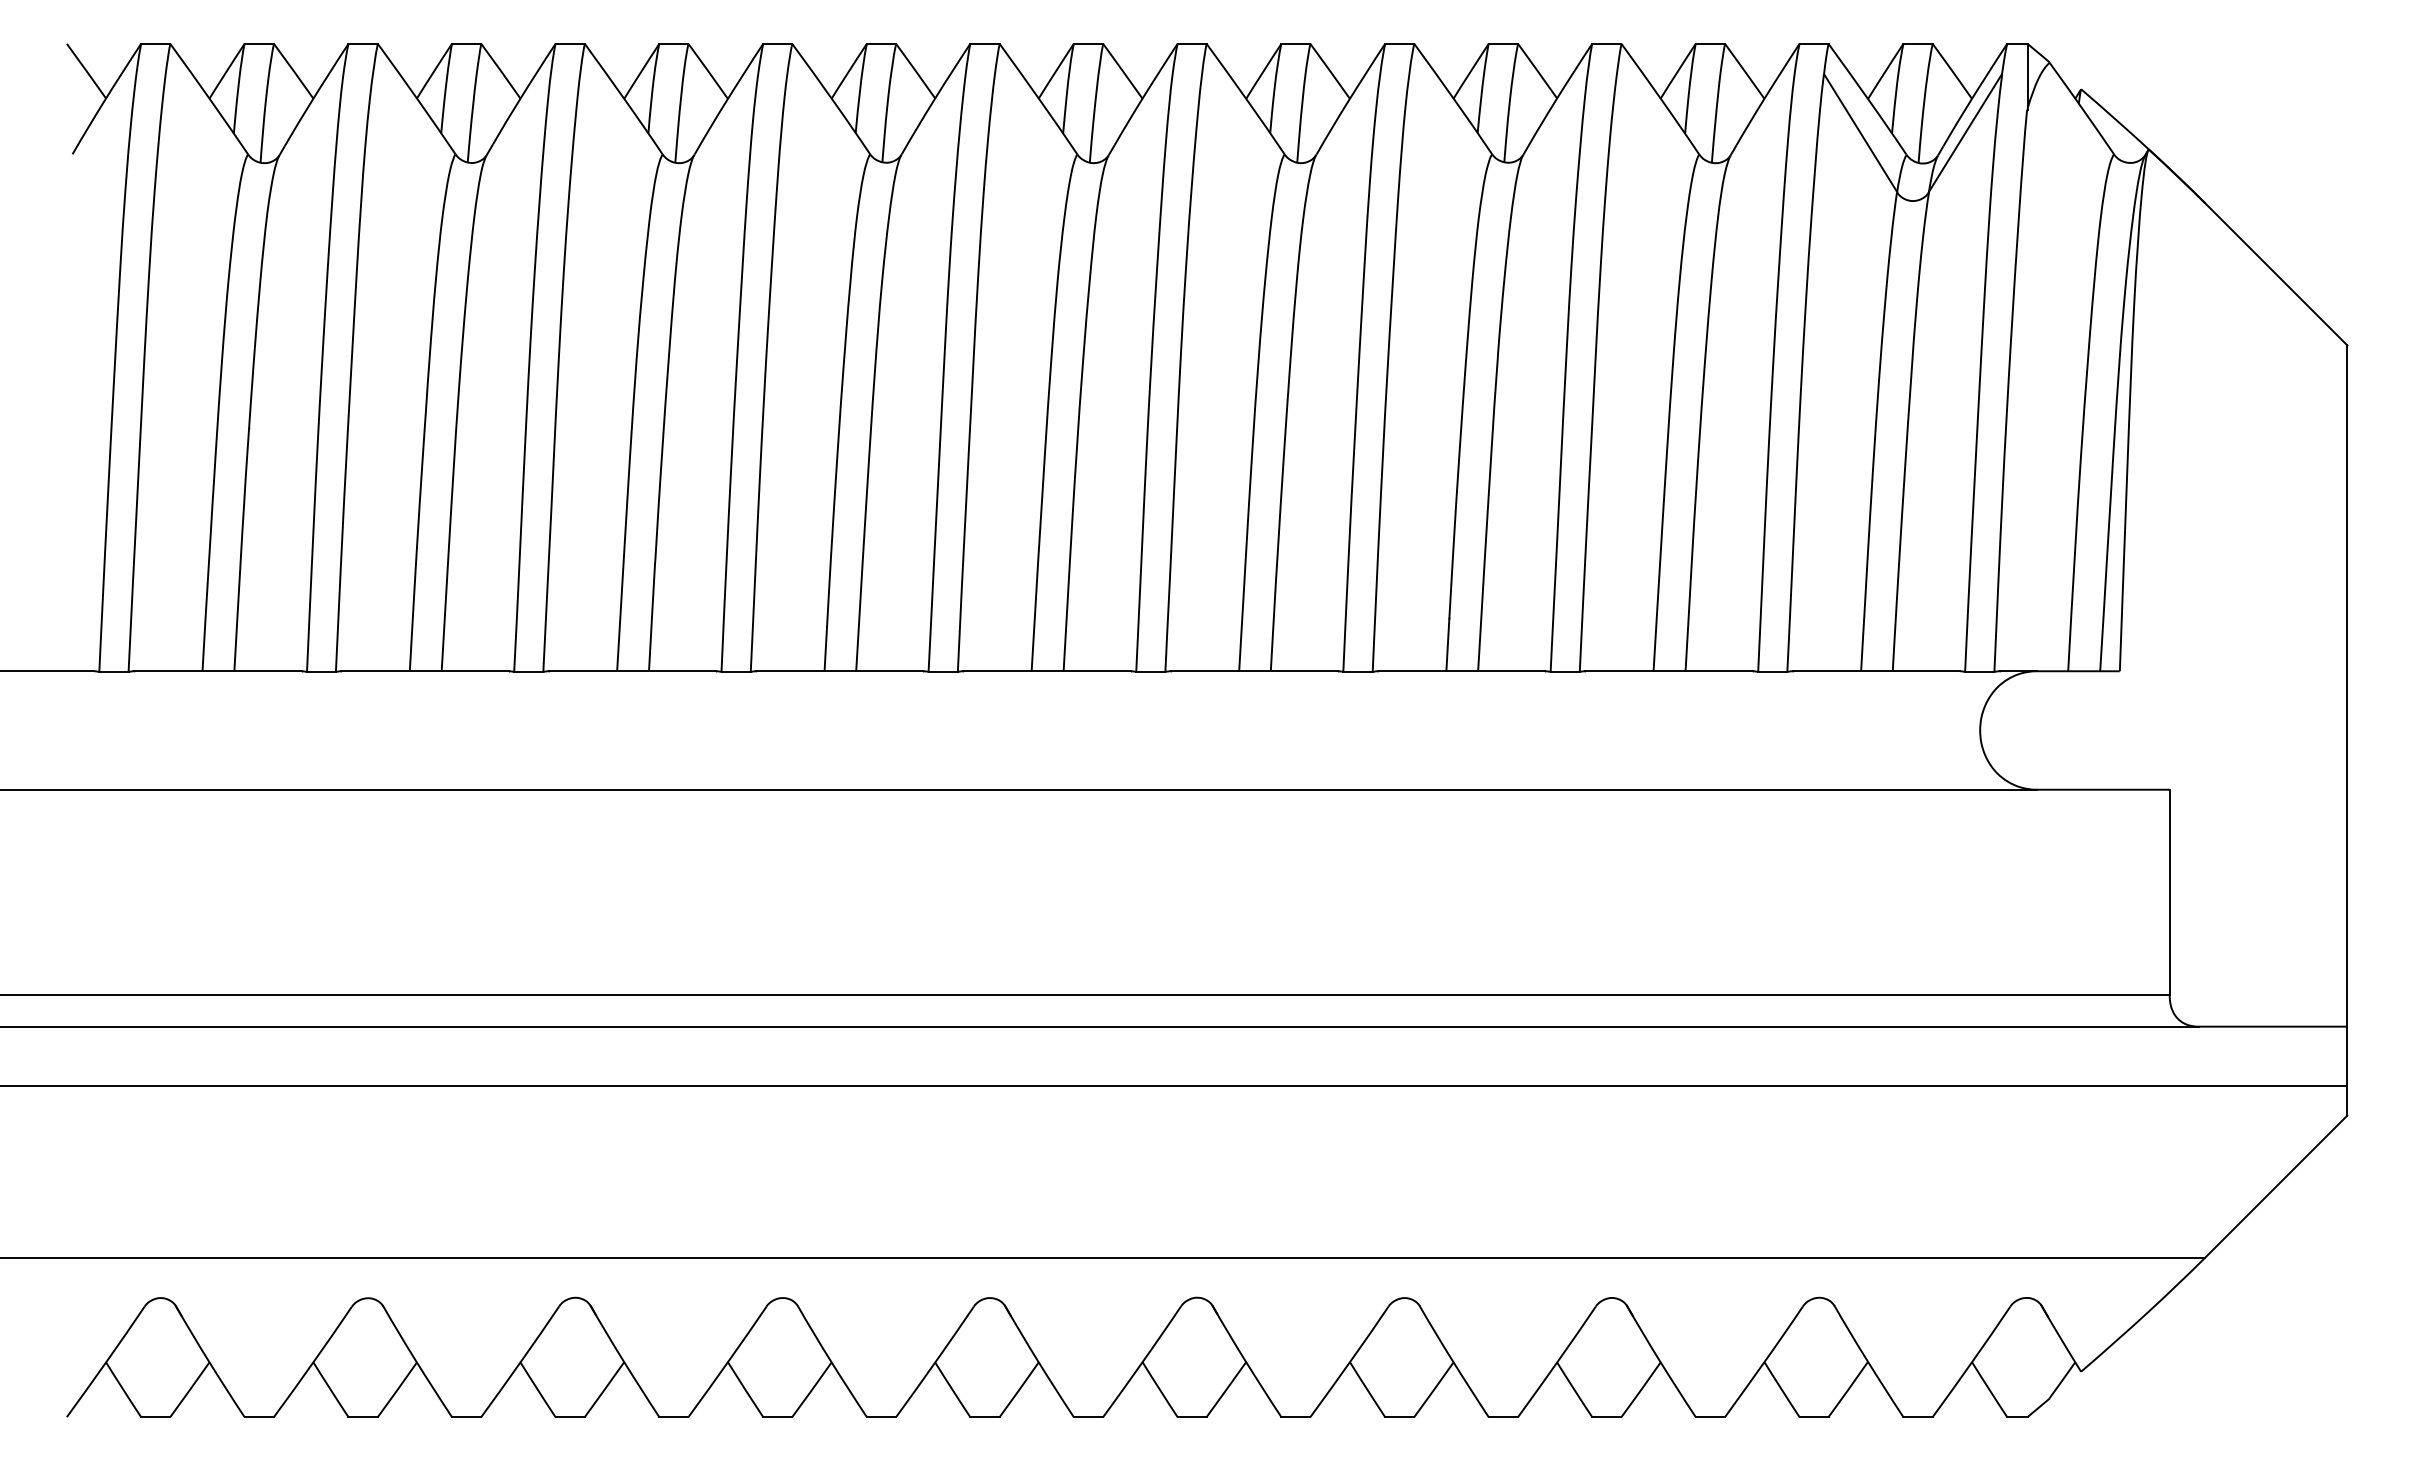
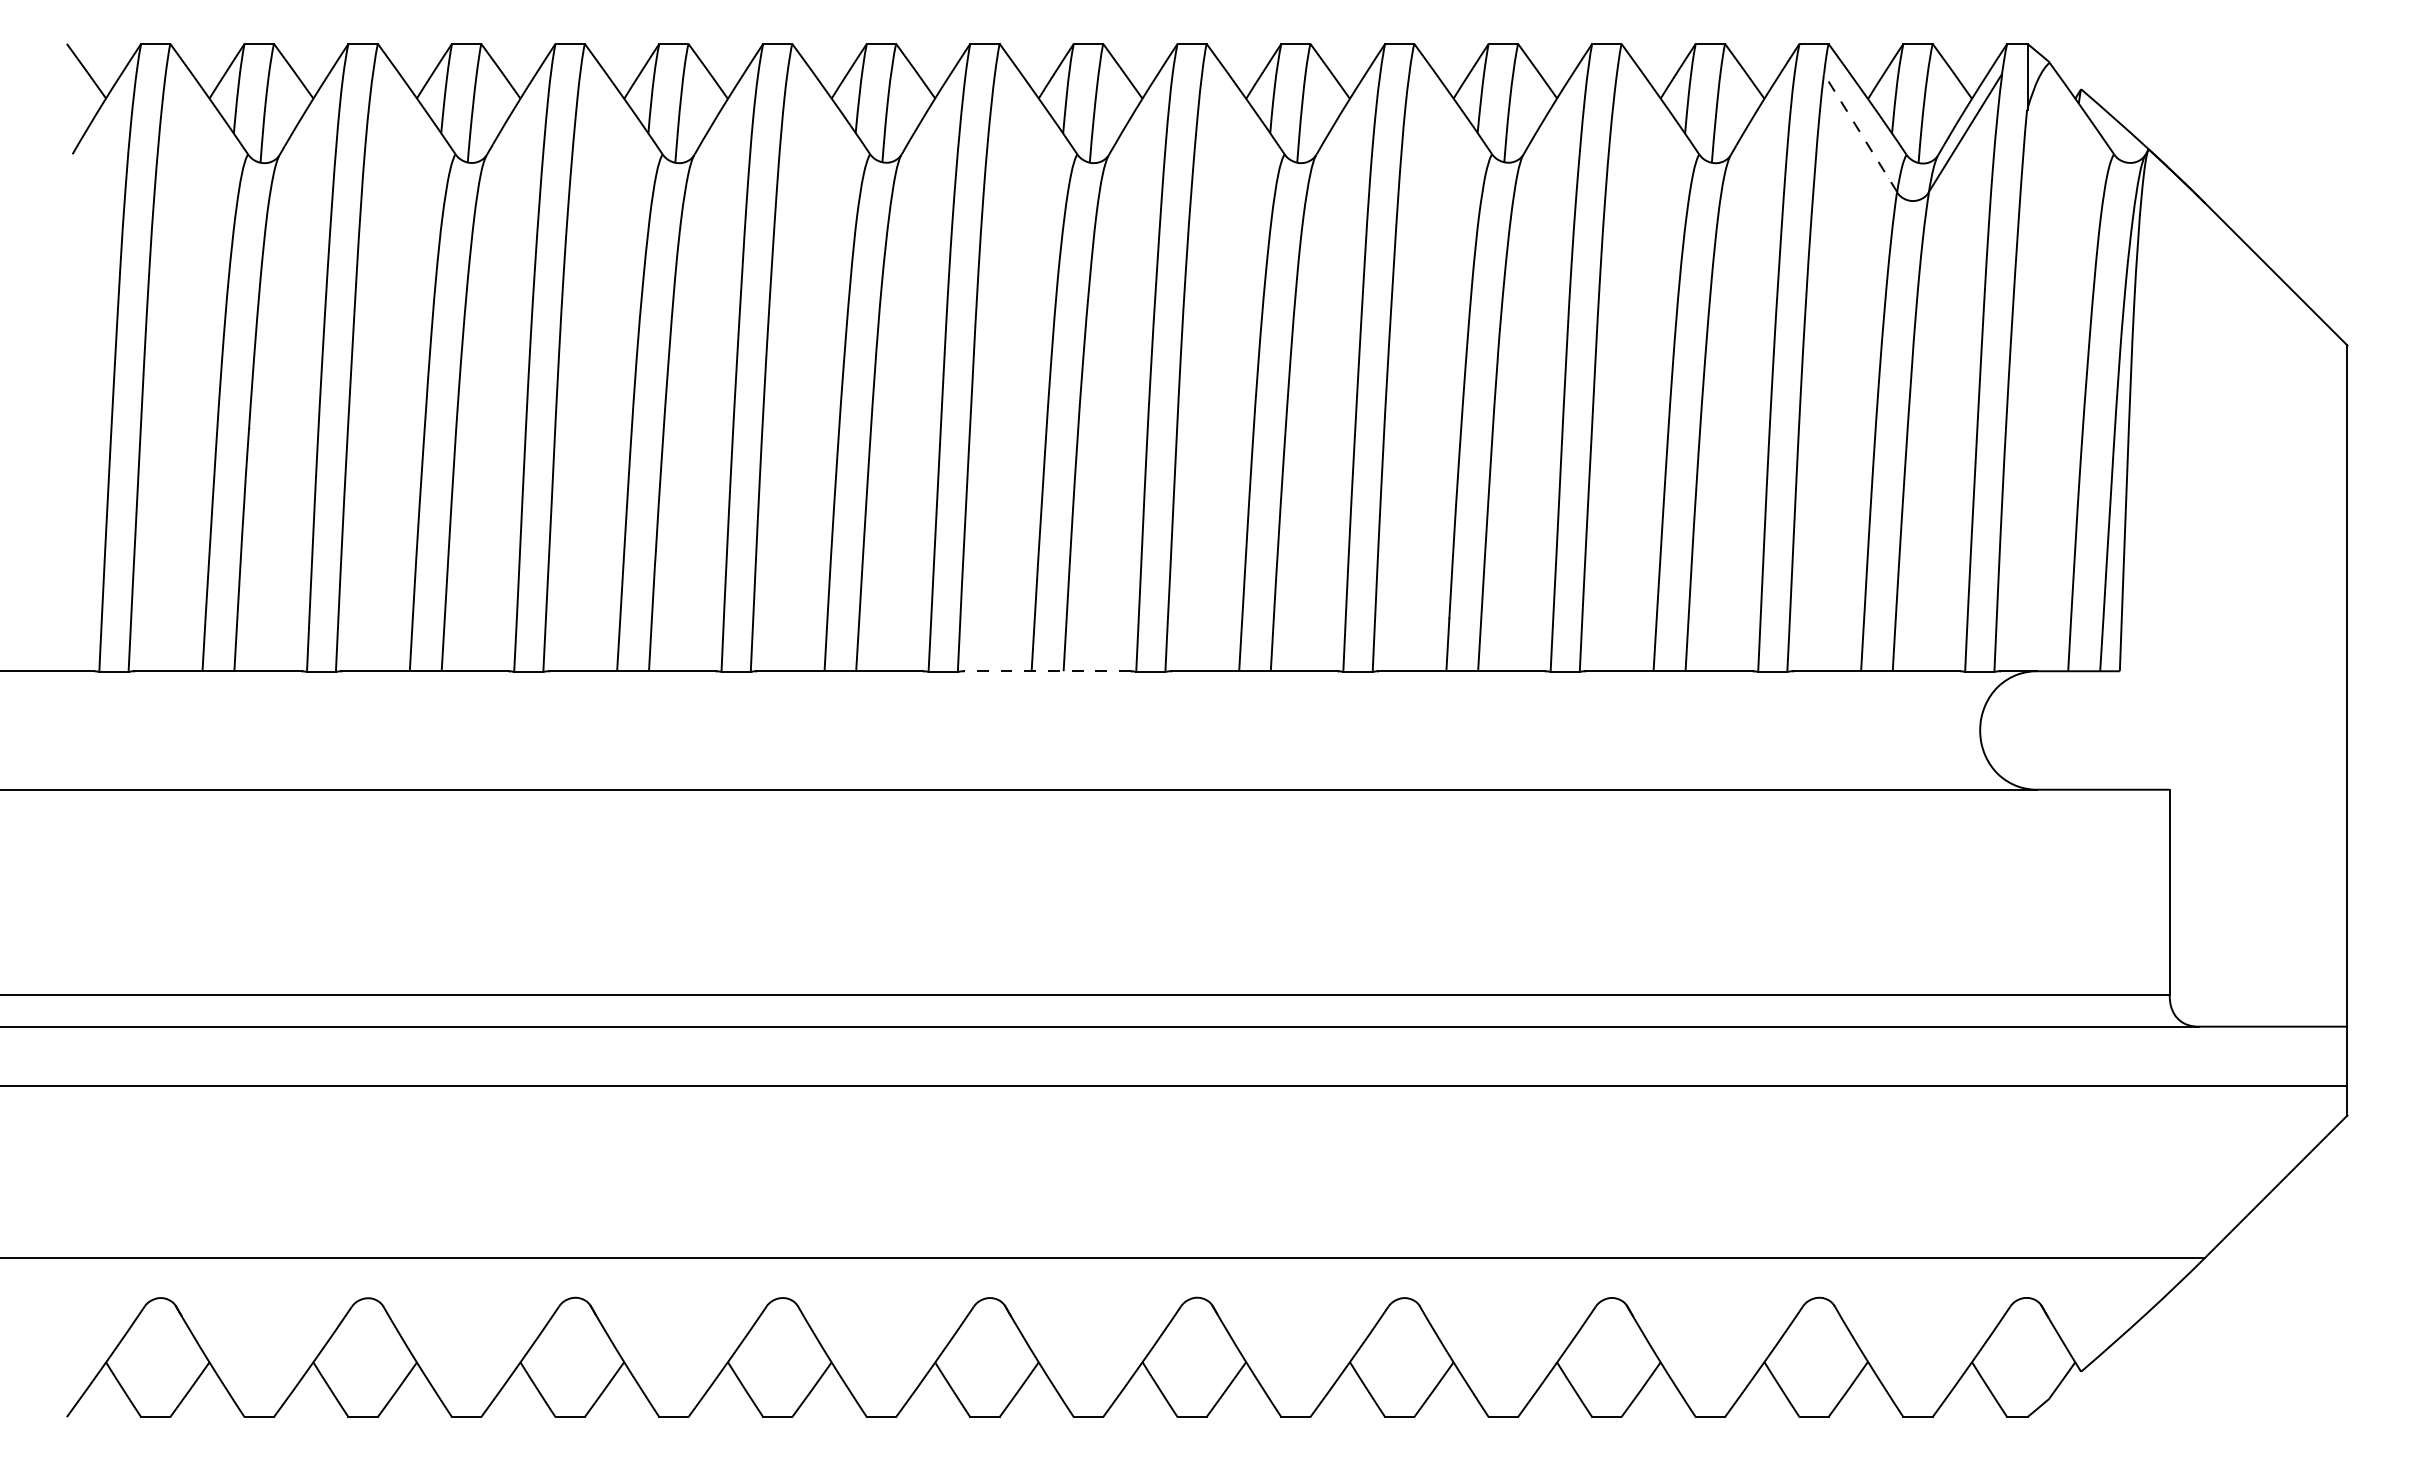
line: solid -> dashed (1860, 132)
line: solid -> dashed (1047, 671)
